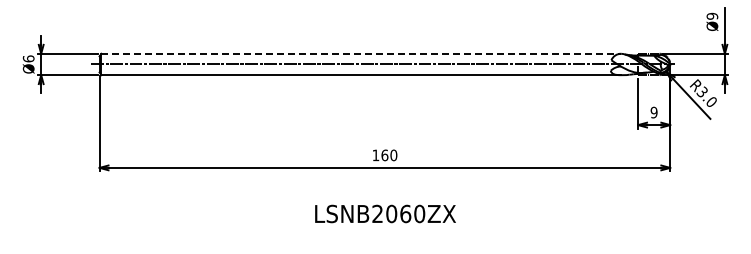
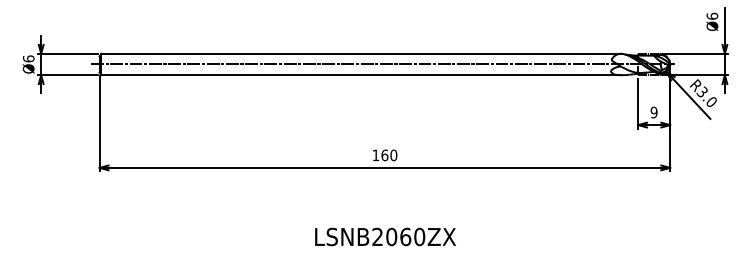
text: Ø9 -> Ø6 (712, 15)
line: dashed -> solid (361, 53)
text position: (385, 213) -> (385, 236) (385, 236)
